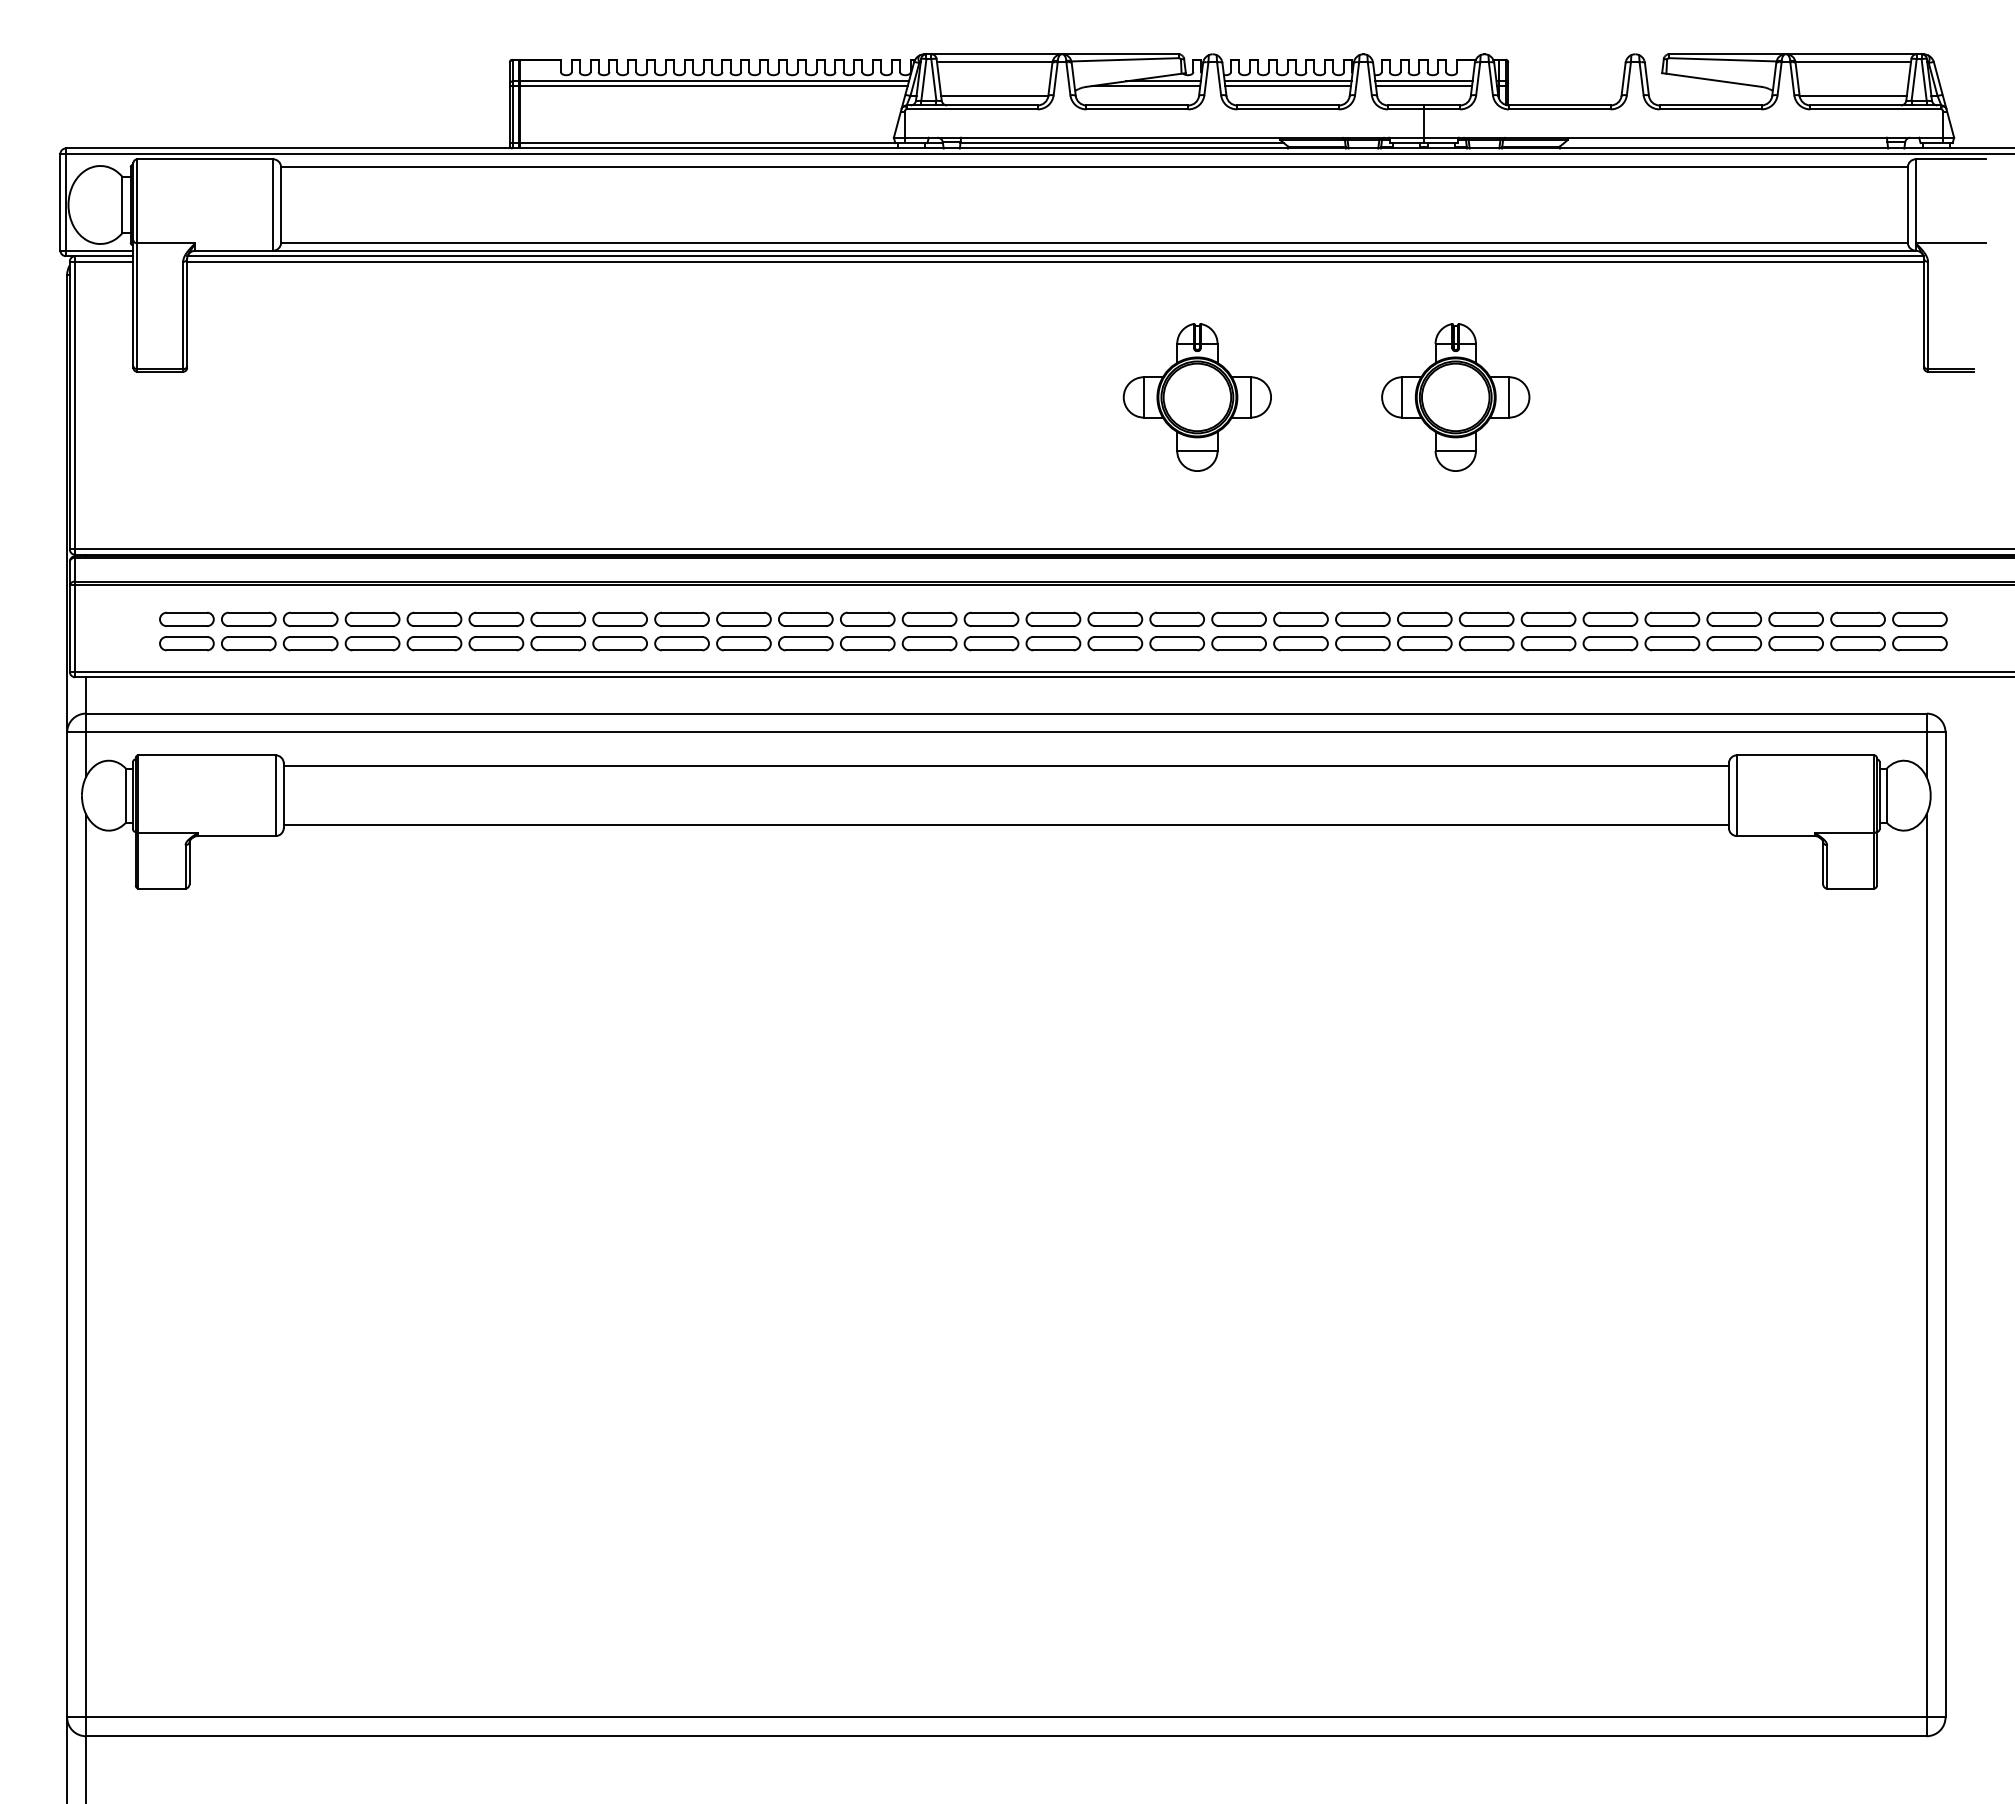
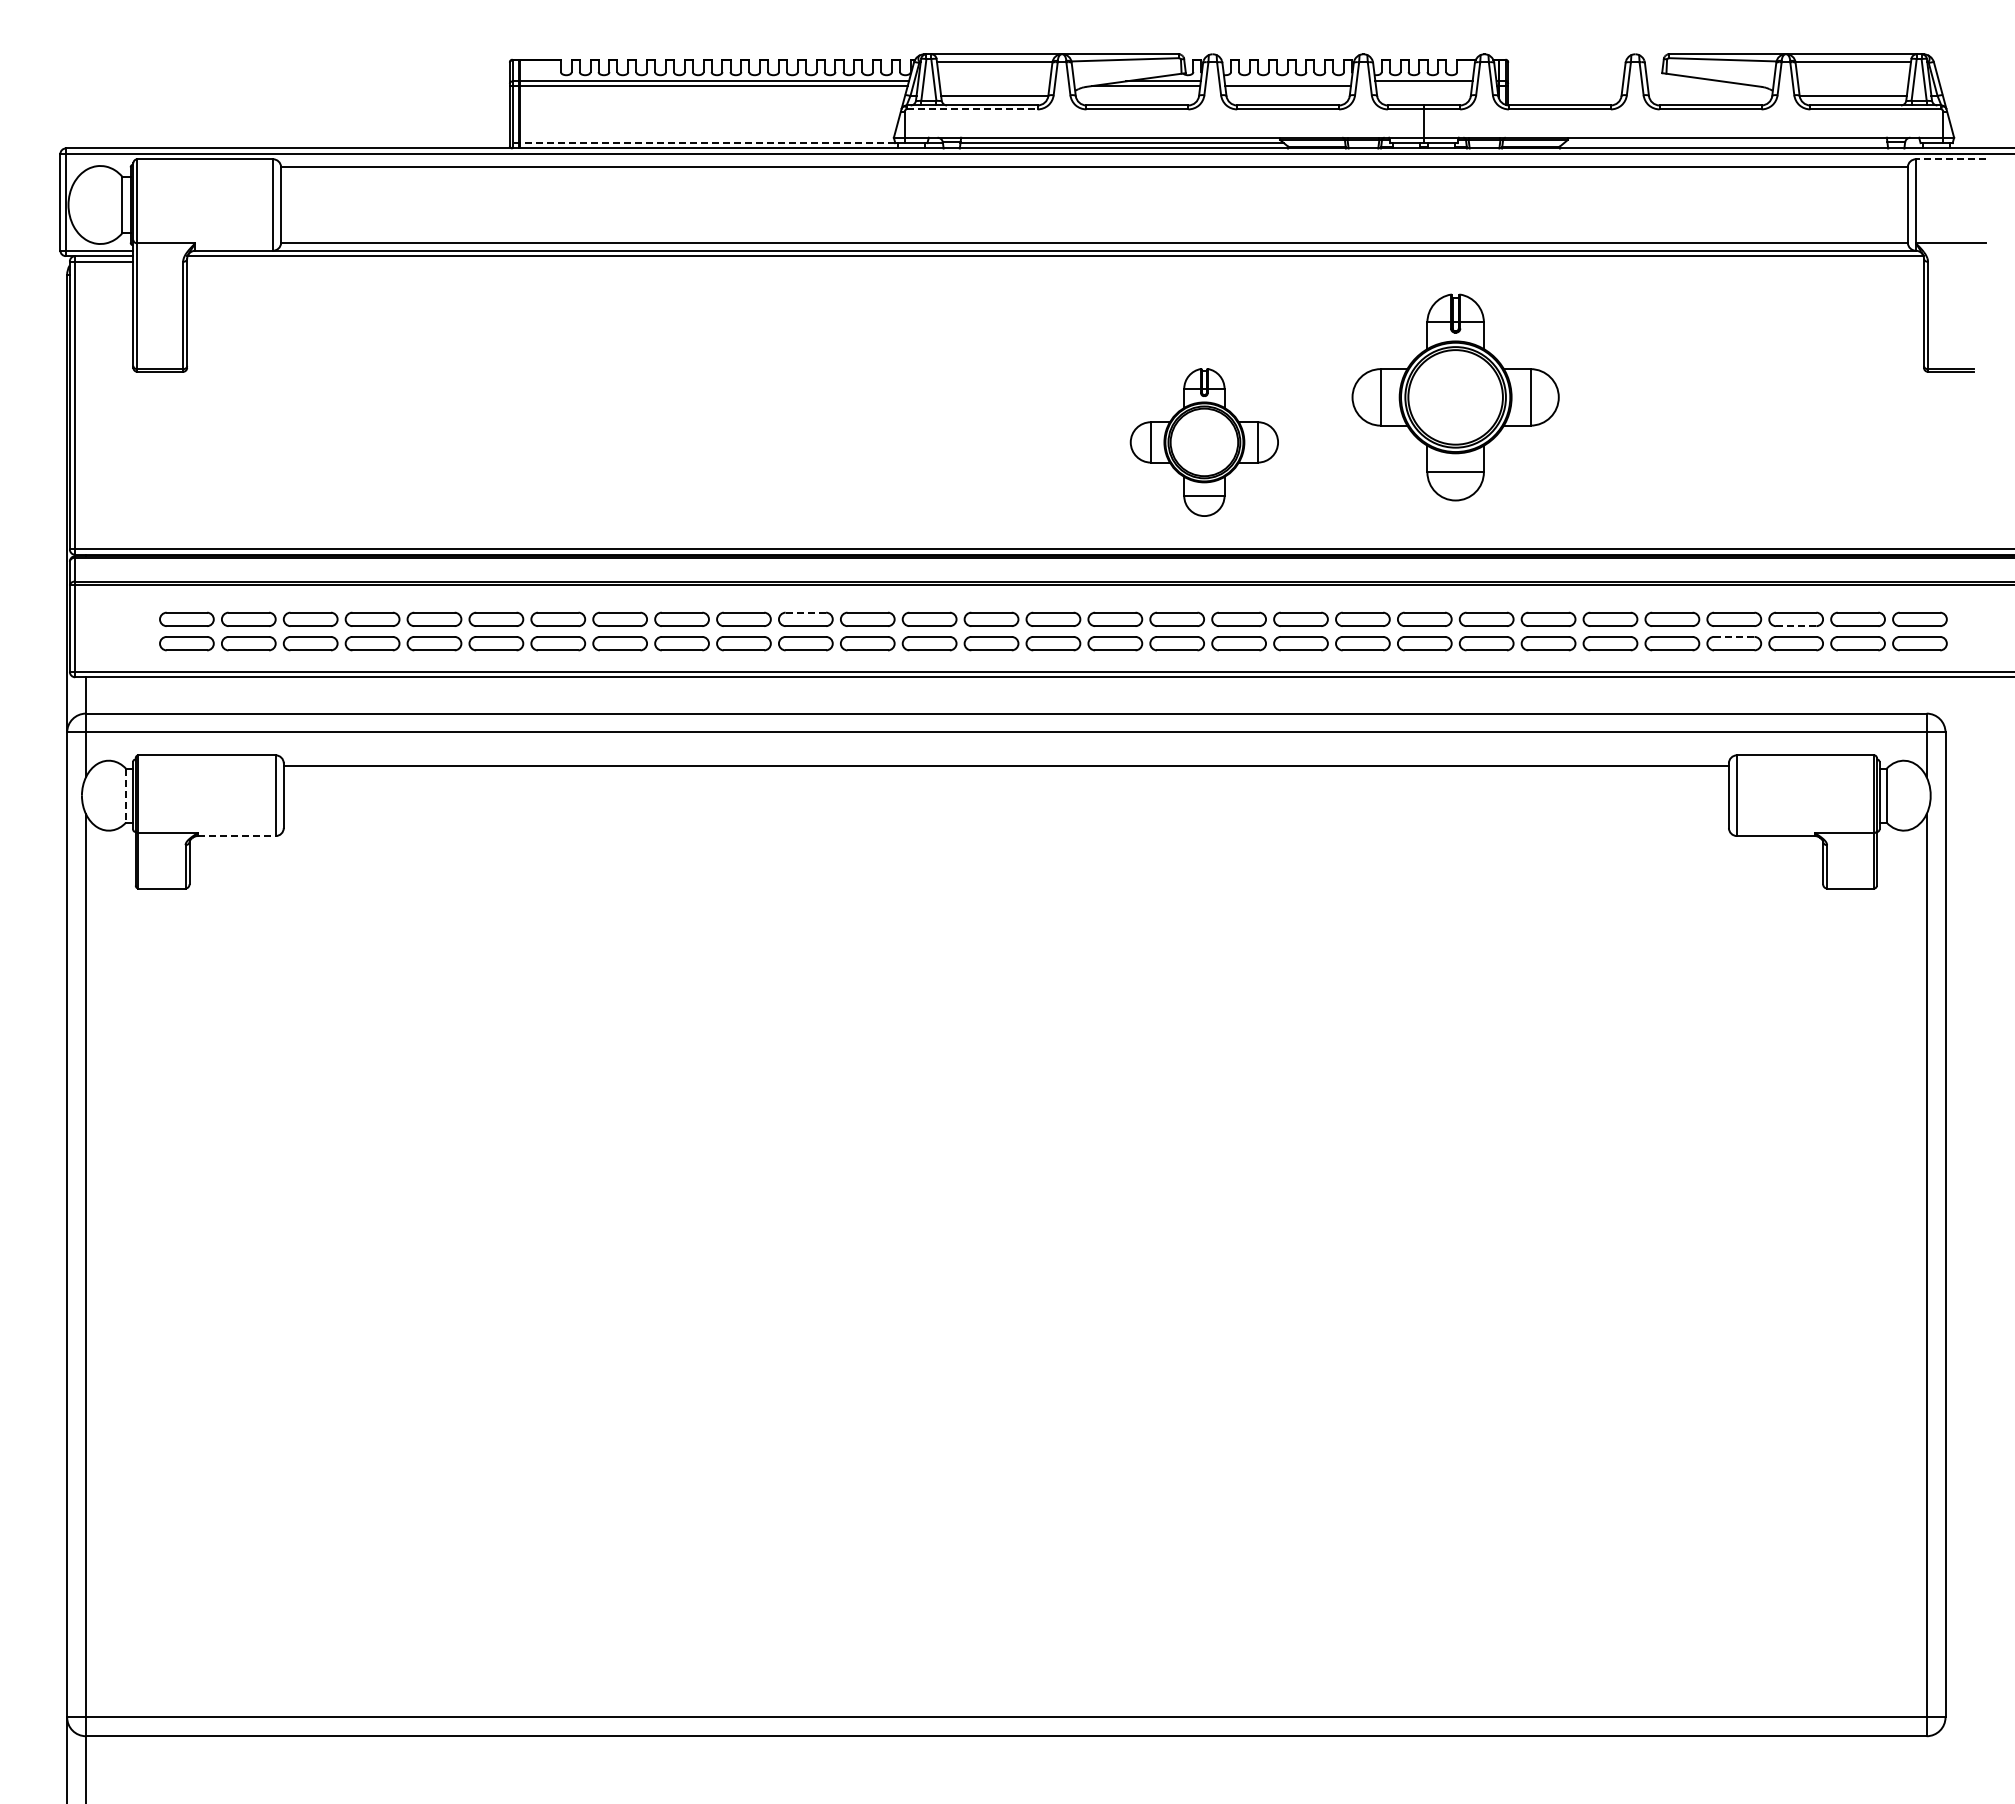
line: present -> none (1287, 81)
line: present -> none (1423, 86)
line: solid -> dashed (972, 109)
line: solid -> dashed (702, 143)
line: solid -> dashed (1950, 159)
line: present -> none (1055, 261)
part position: (1196, 397) -> (1203, 442) (1203, 442)
part size: 150x149 px -> 209x209 px (1455, 397)
line: solid -> dashed (805, 612)
line: solid -> dashed (1796, 626)
line: solid -> dashed (1733, 636)
line: solid -> dashed (126, 795)
line: present -> none (1005, 825)
line: solid -> dashed (237, 836)
